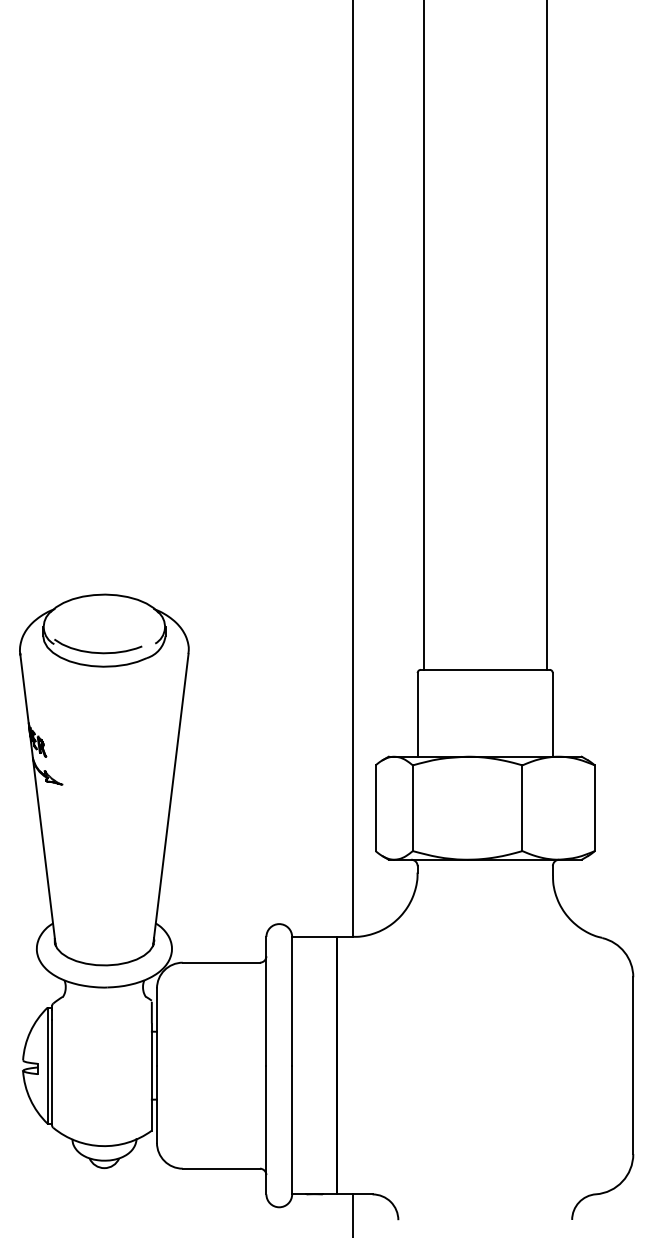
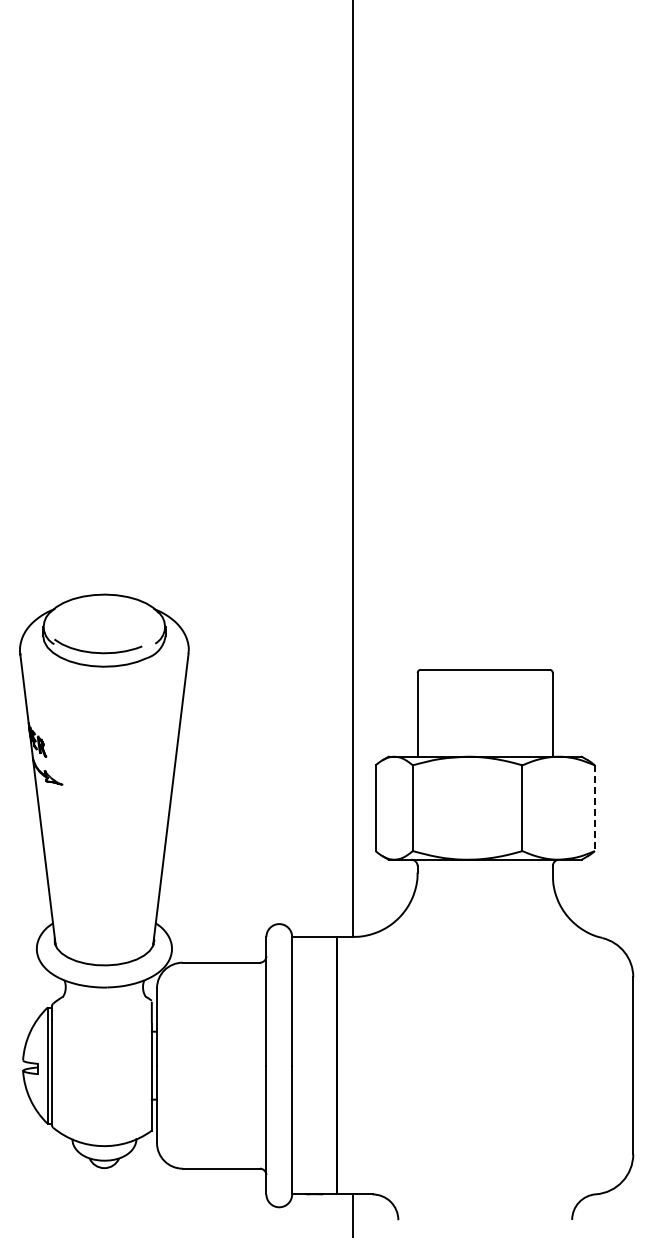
line: present -> none (423, 335)
line: present -> none (546, 335)
line: solid -> dashed (594, 808)
